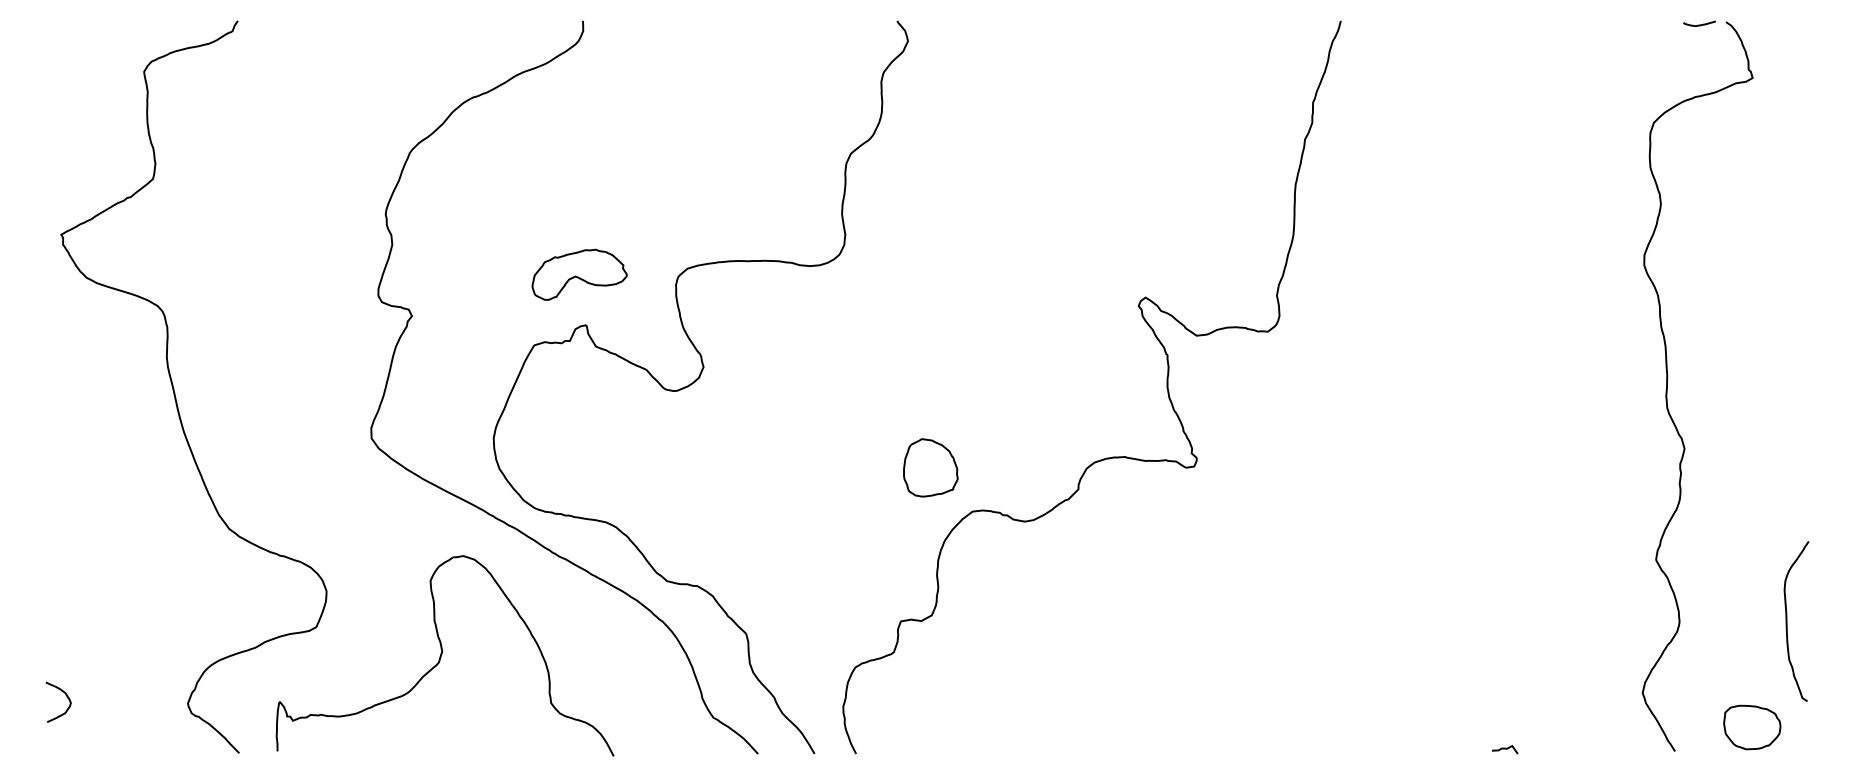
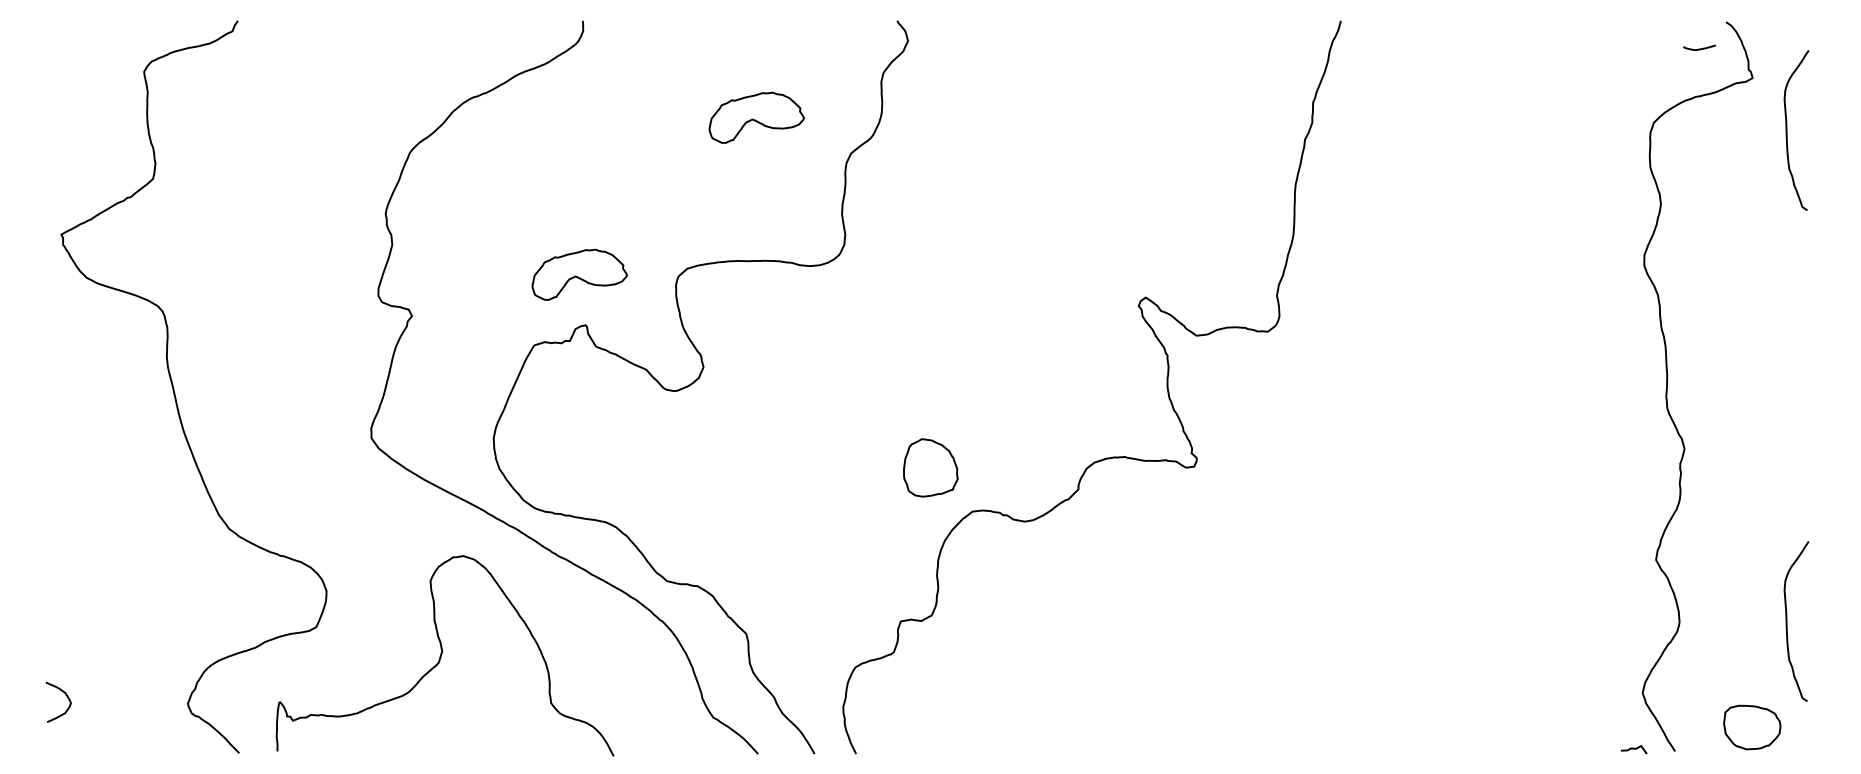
curve position: (1699, 24) -> (1699, 48) (1699, 48)
part: none -> present (756, 117)
curve: none -> present (1787, 130)
curve position: (1504, 749) -> (1633, 749) (1633, 749)
